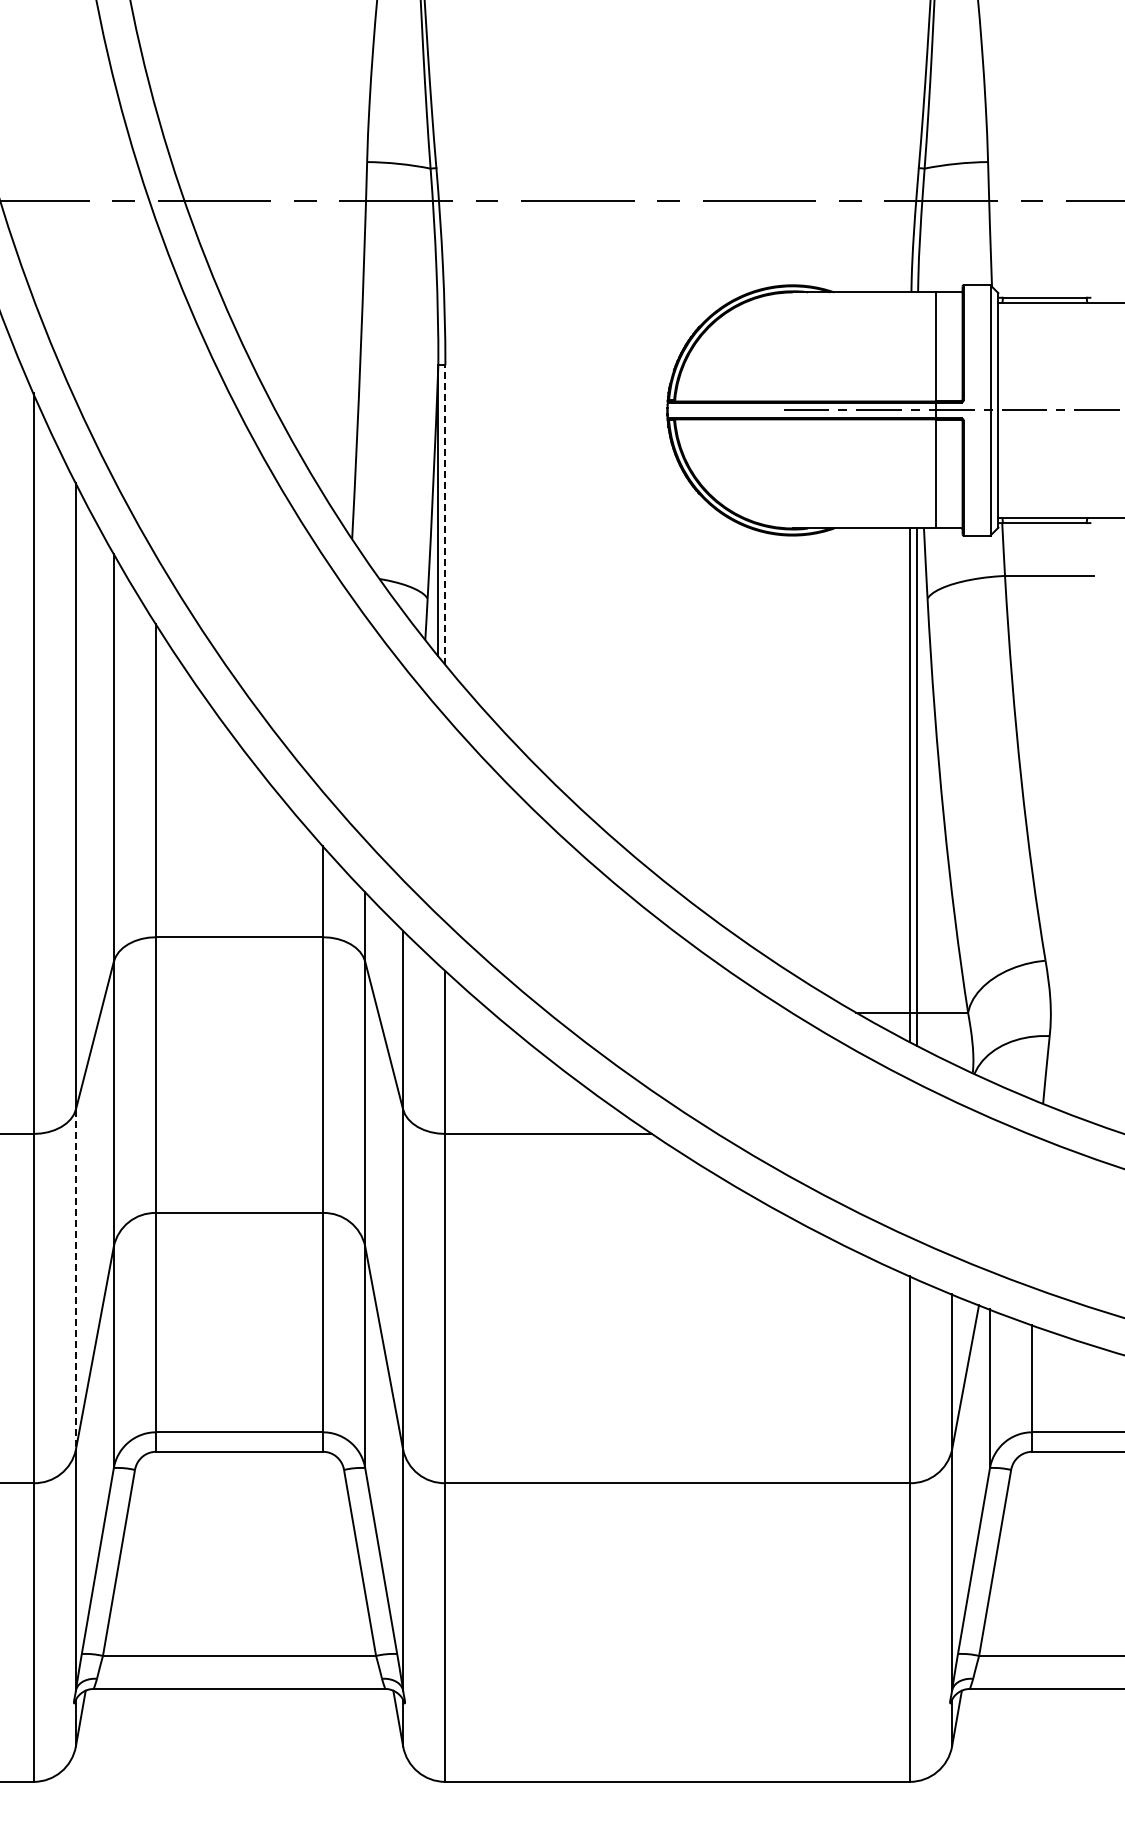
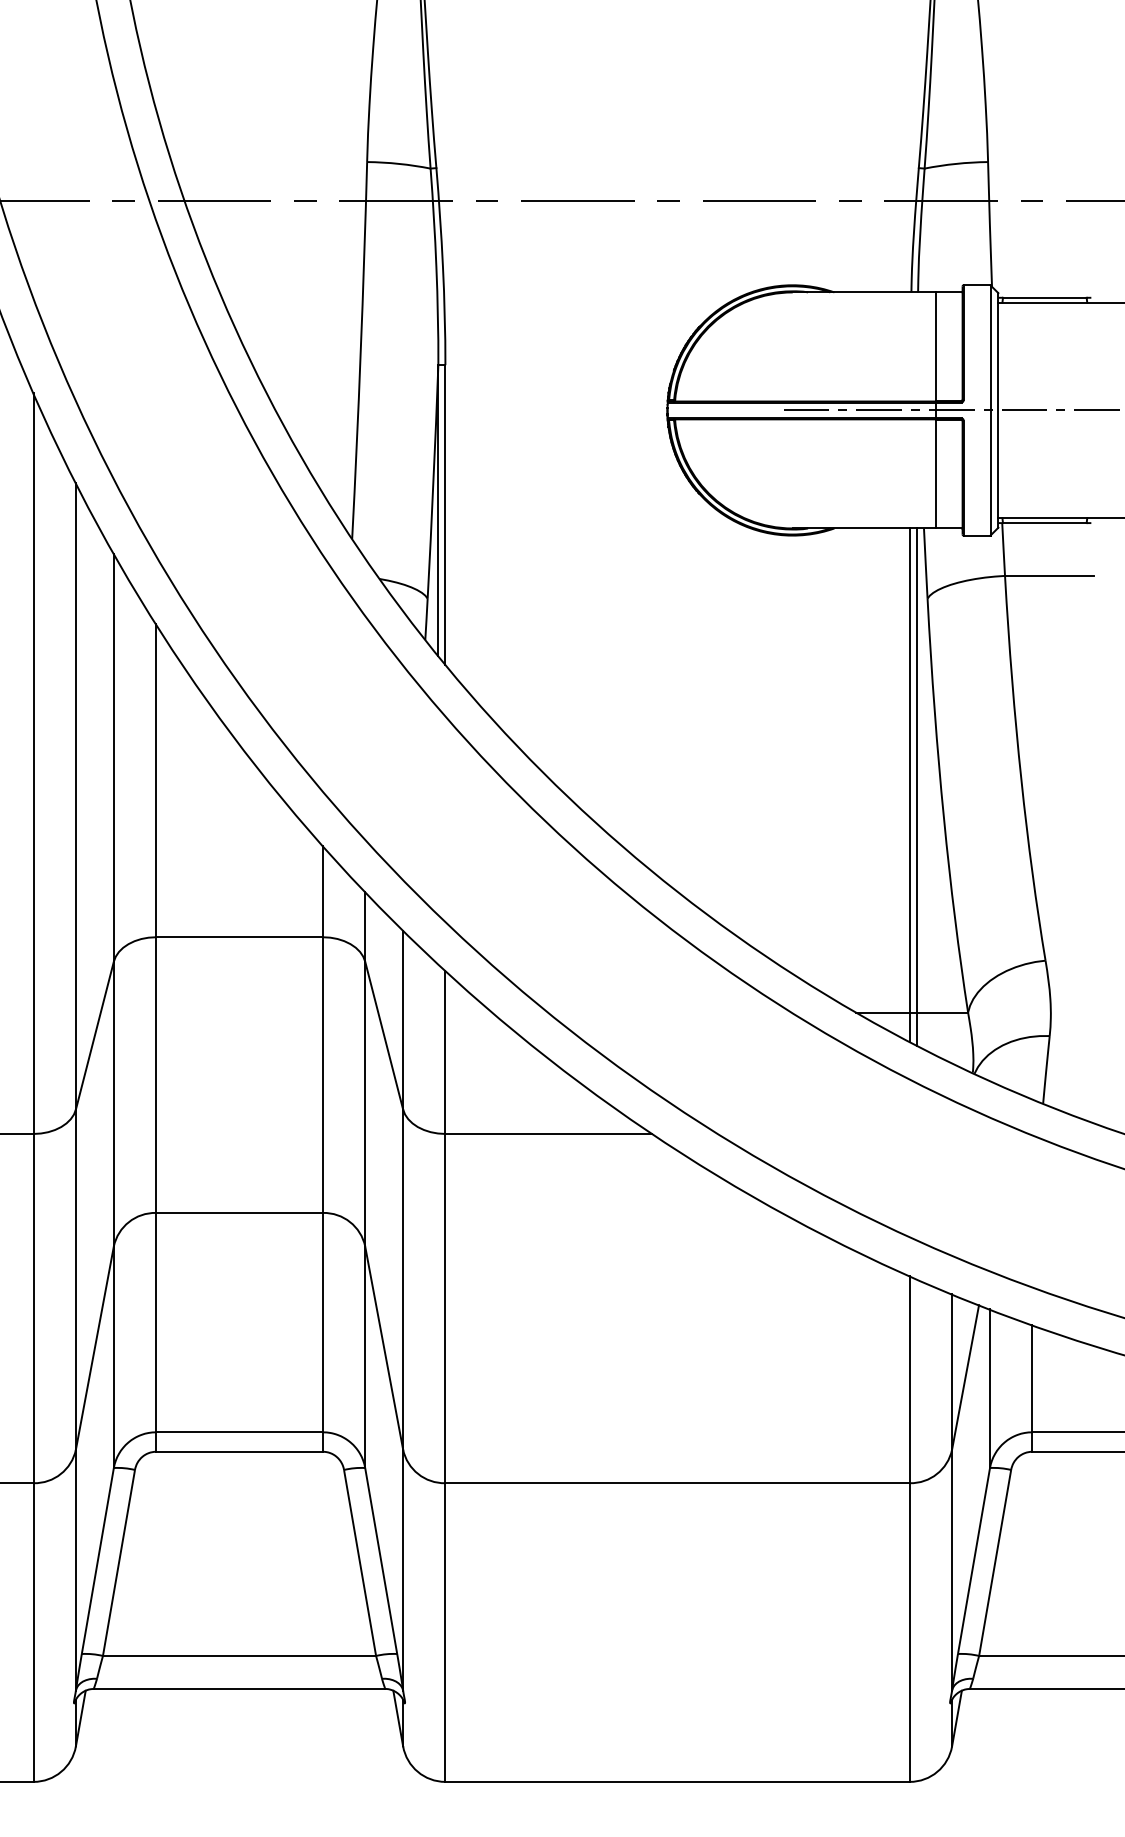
line: dashed -> solid (445, 515)
line: dashed -> solid (75, 1280)
